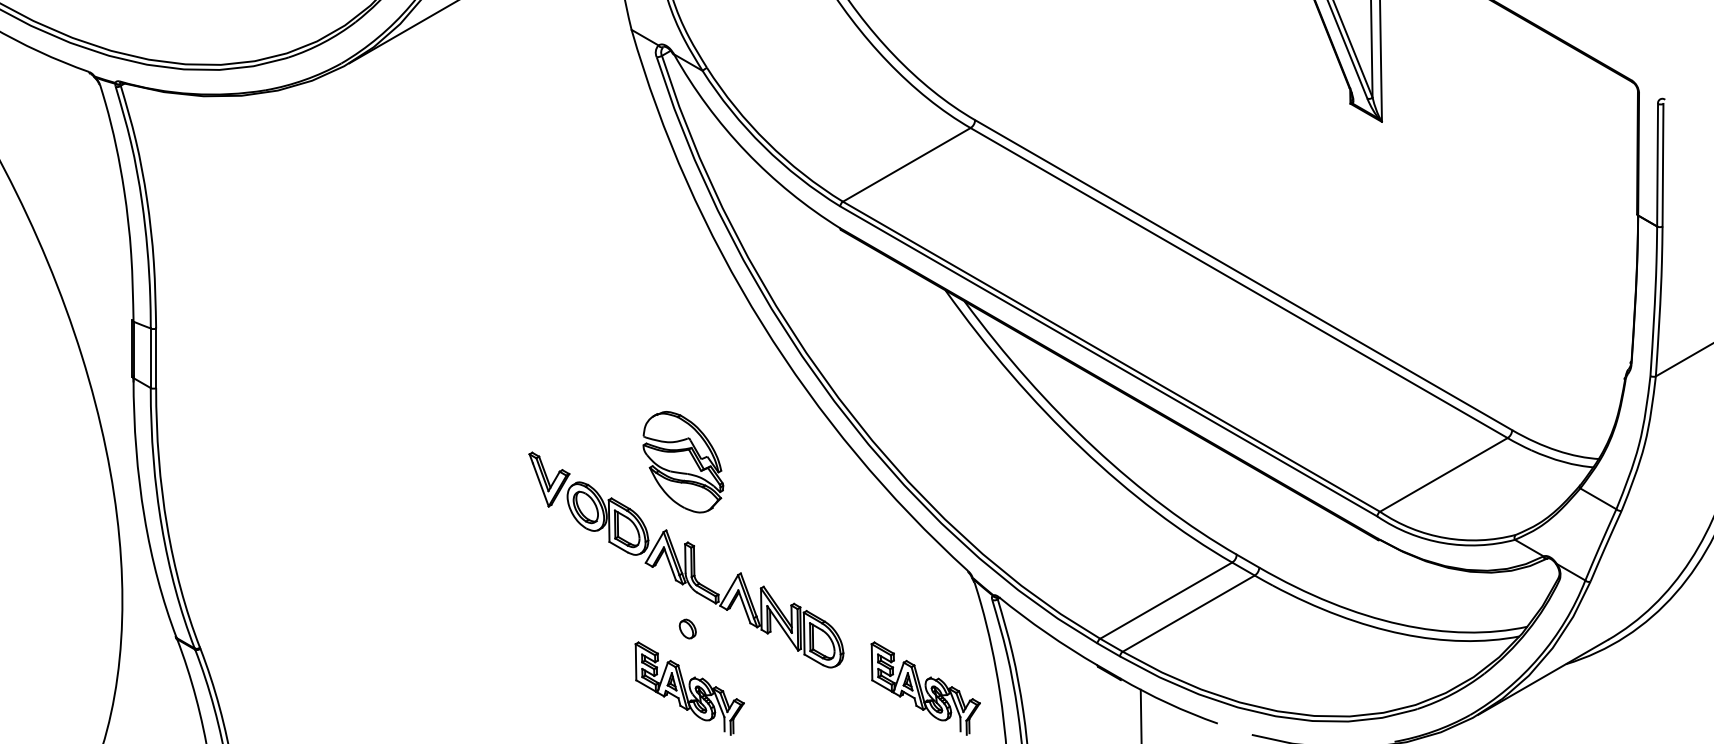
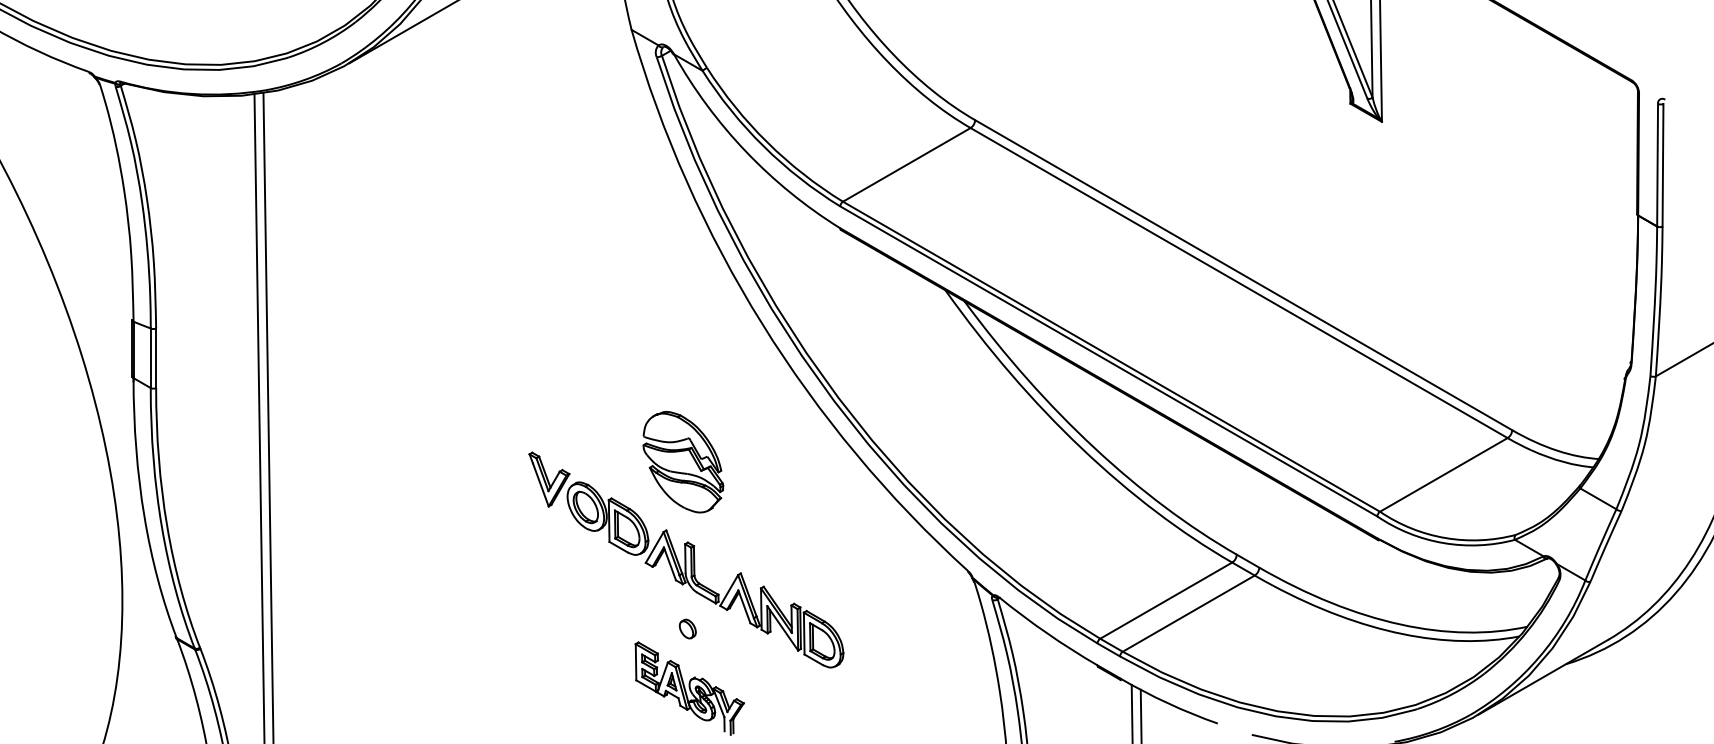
line: none -> present (268, 416)
line: none -> present (259, 417)
part: present -> none (925, 688)
line: none -> present (1131, 712)
